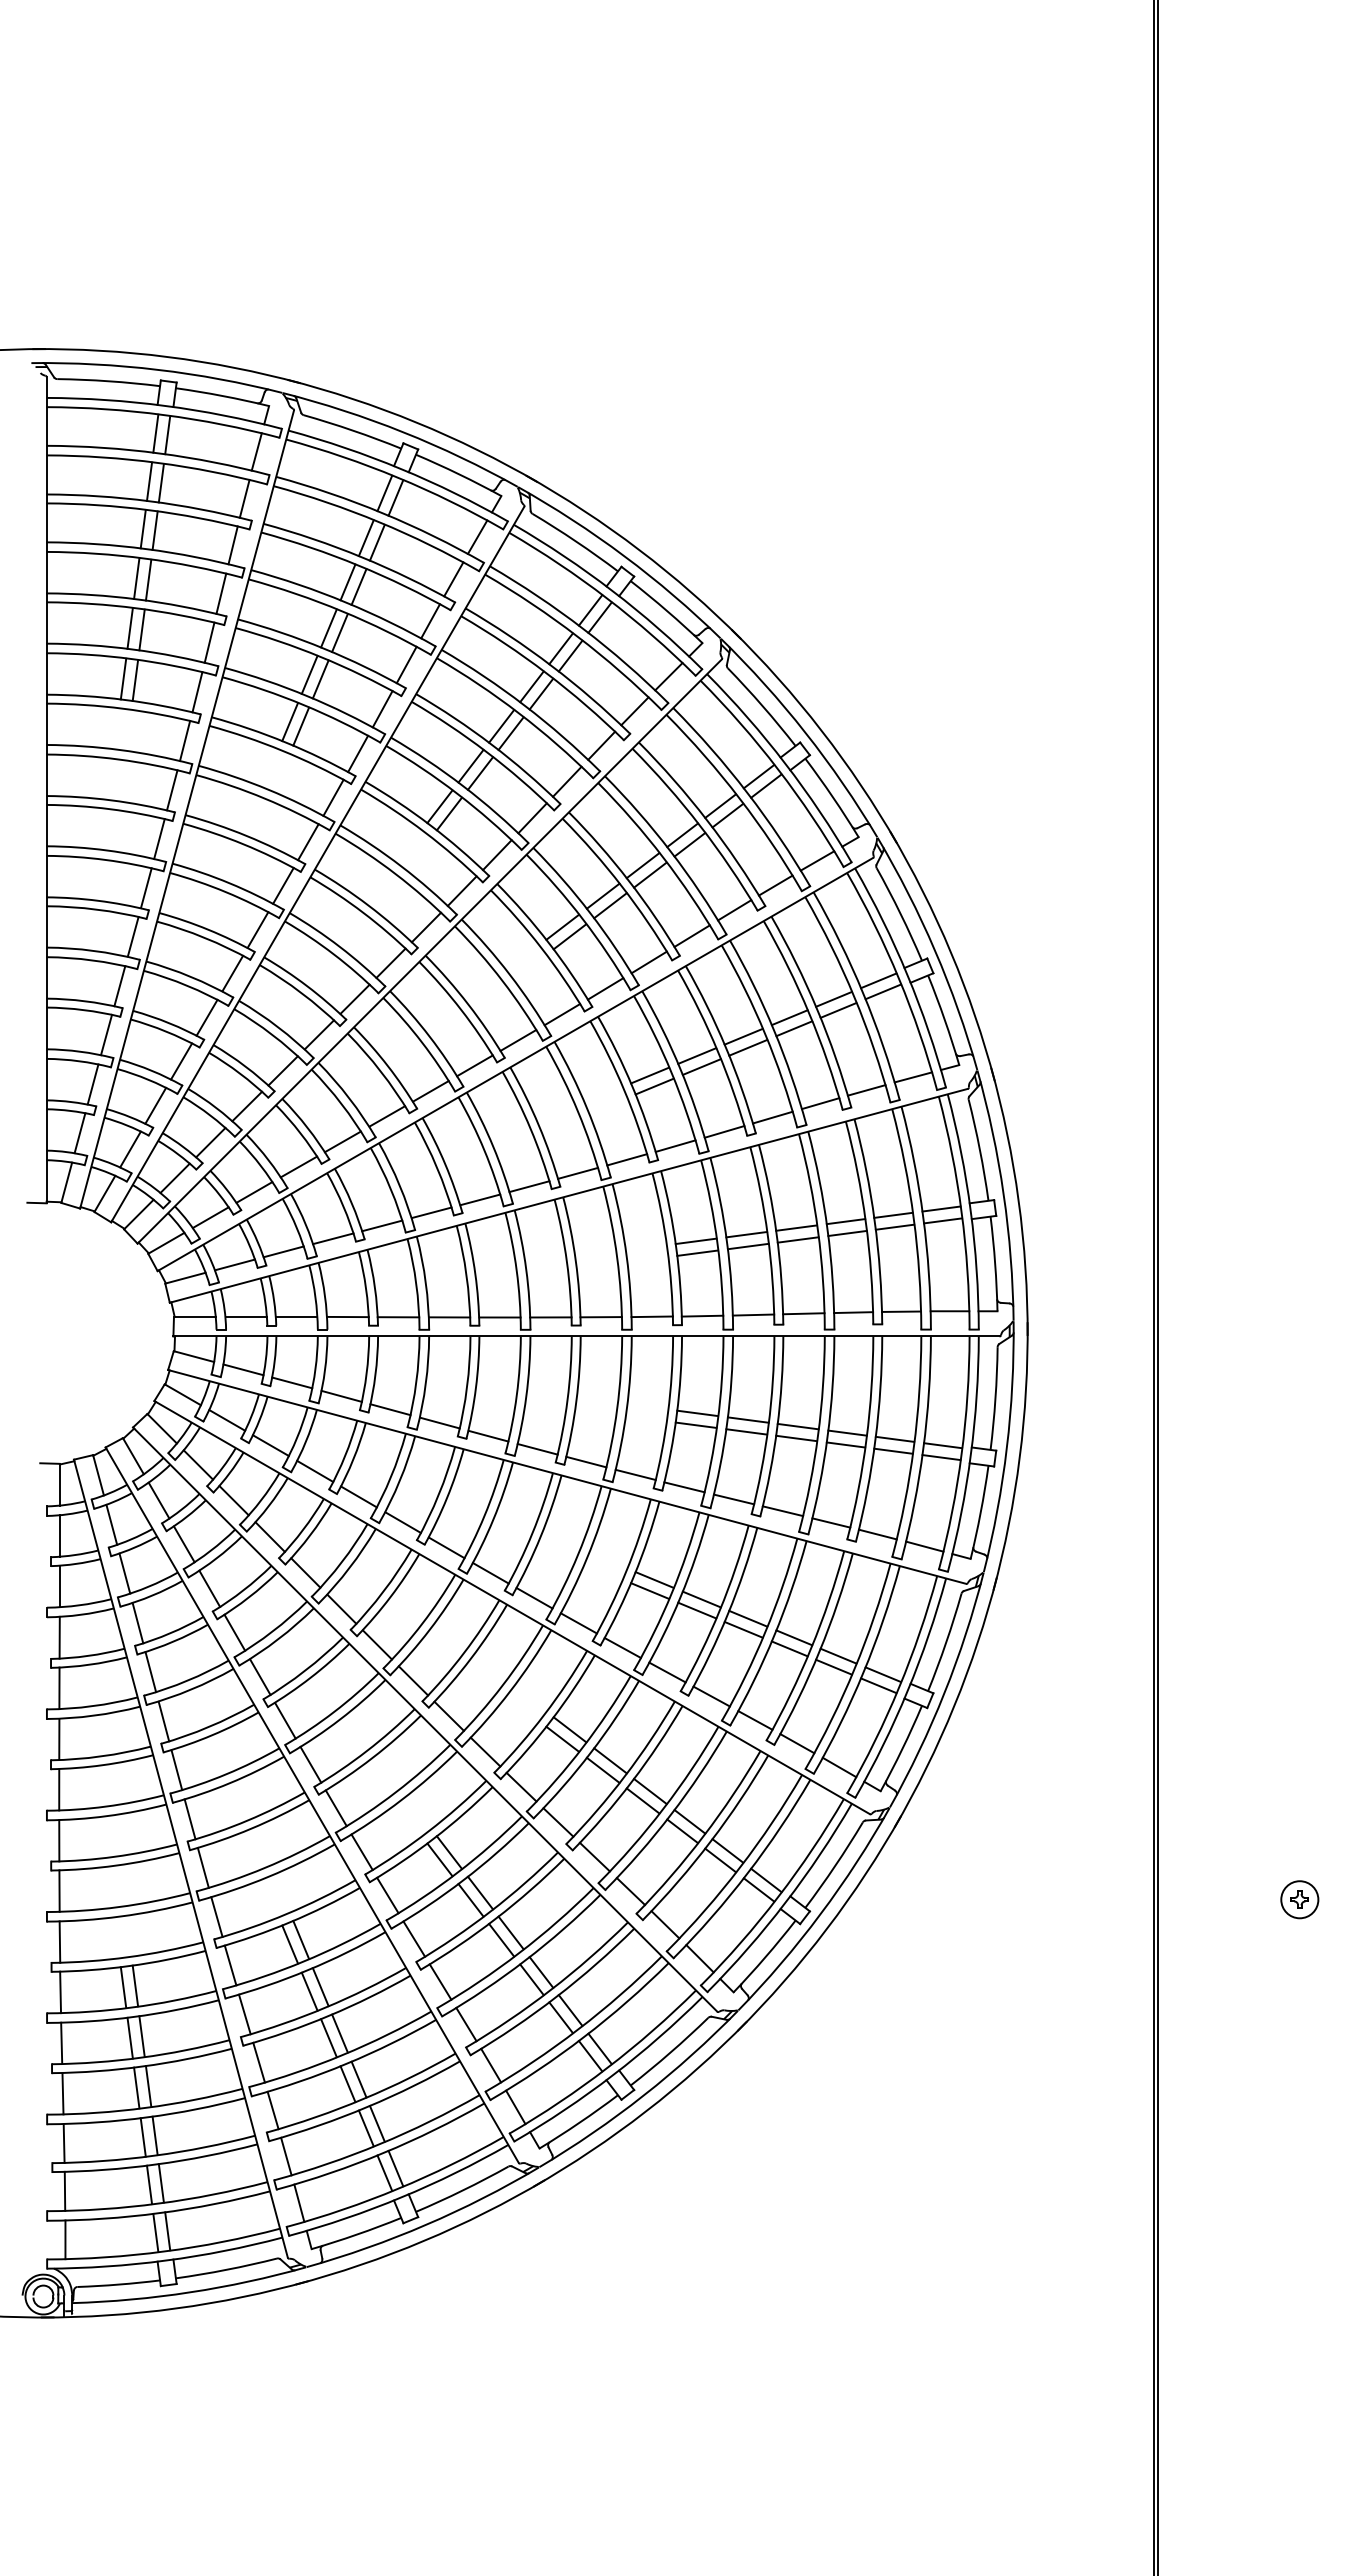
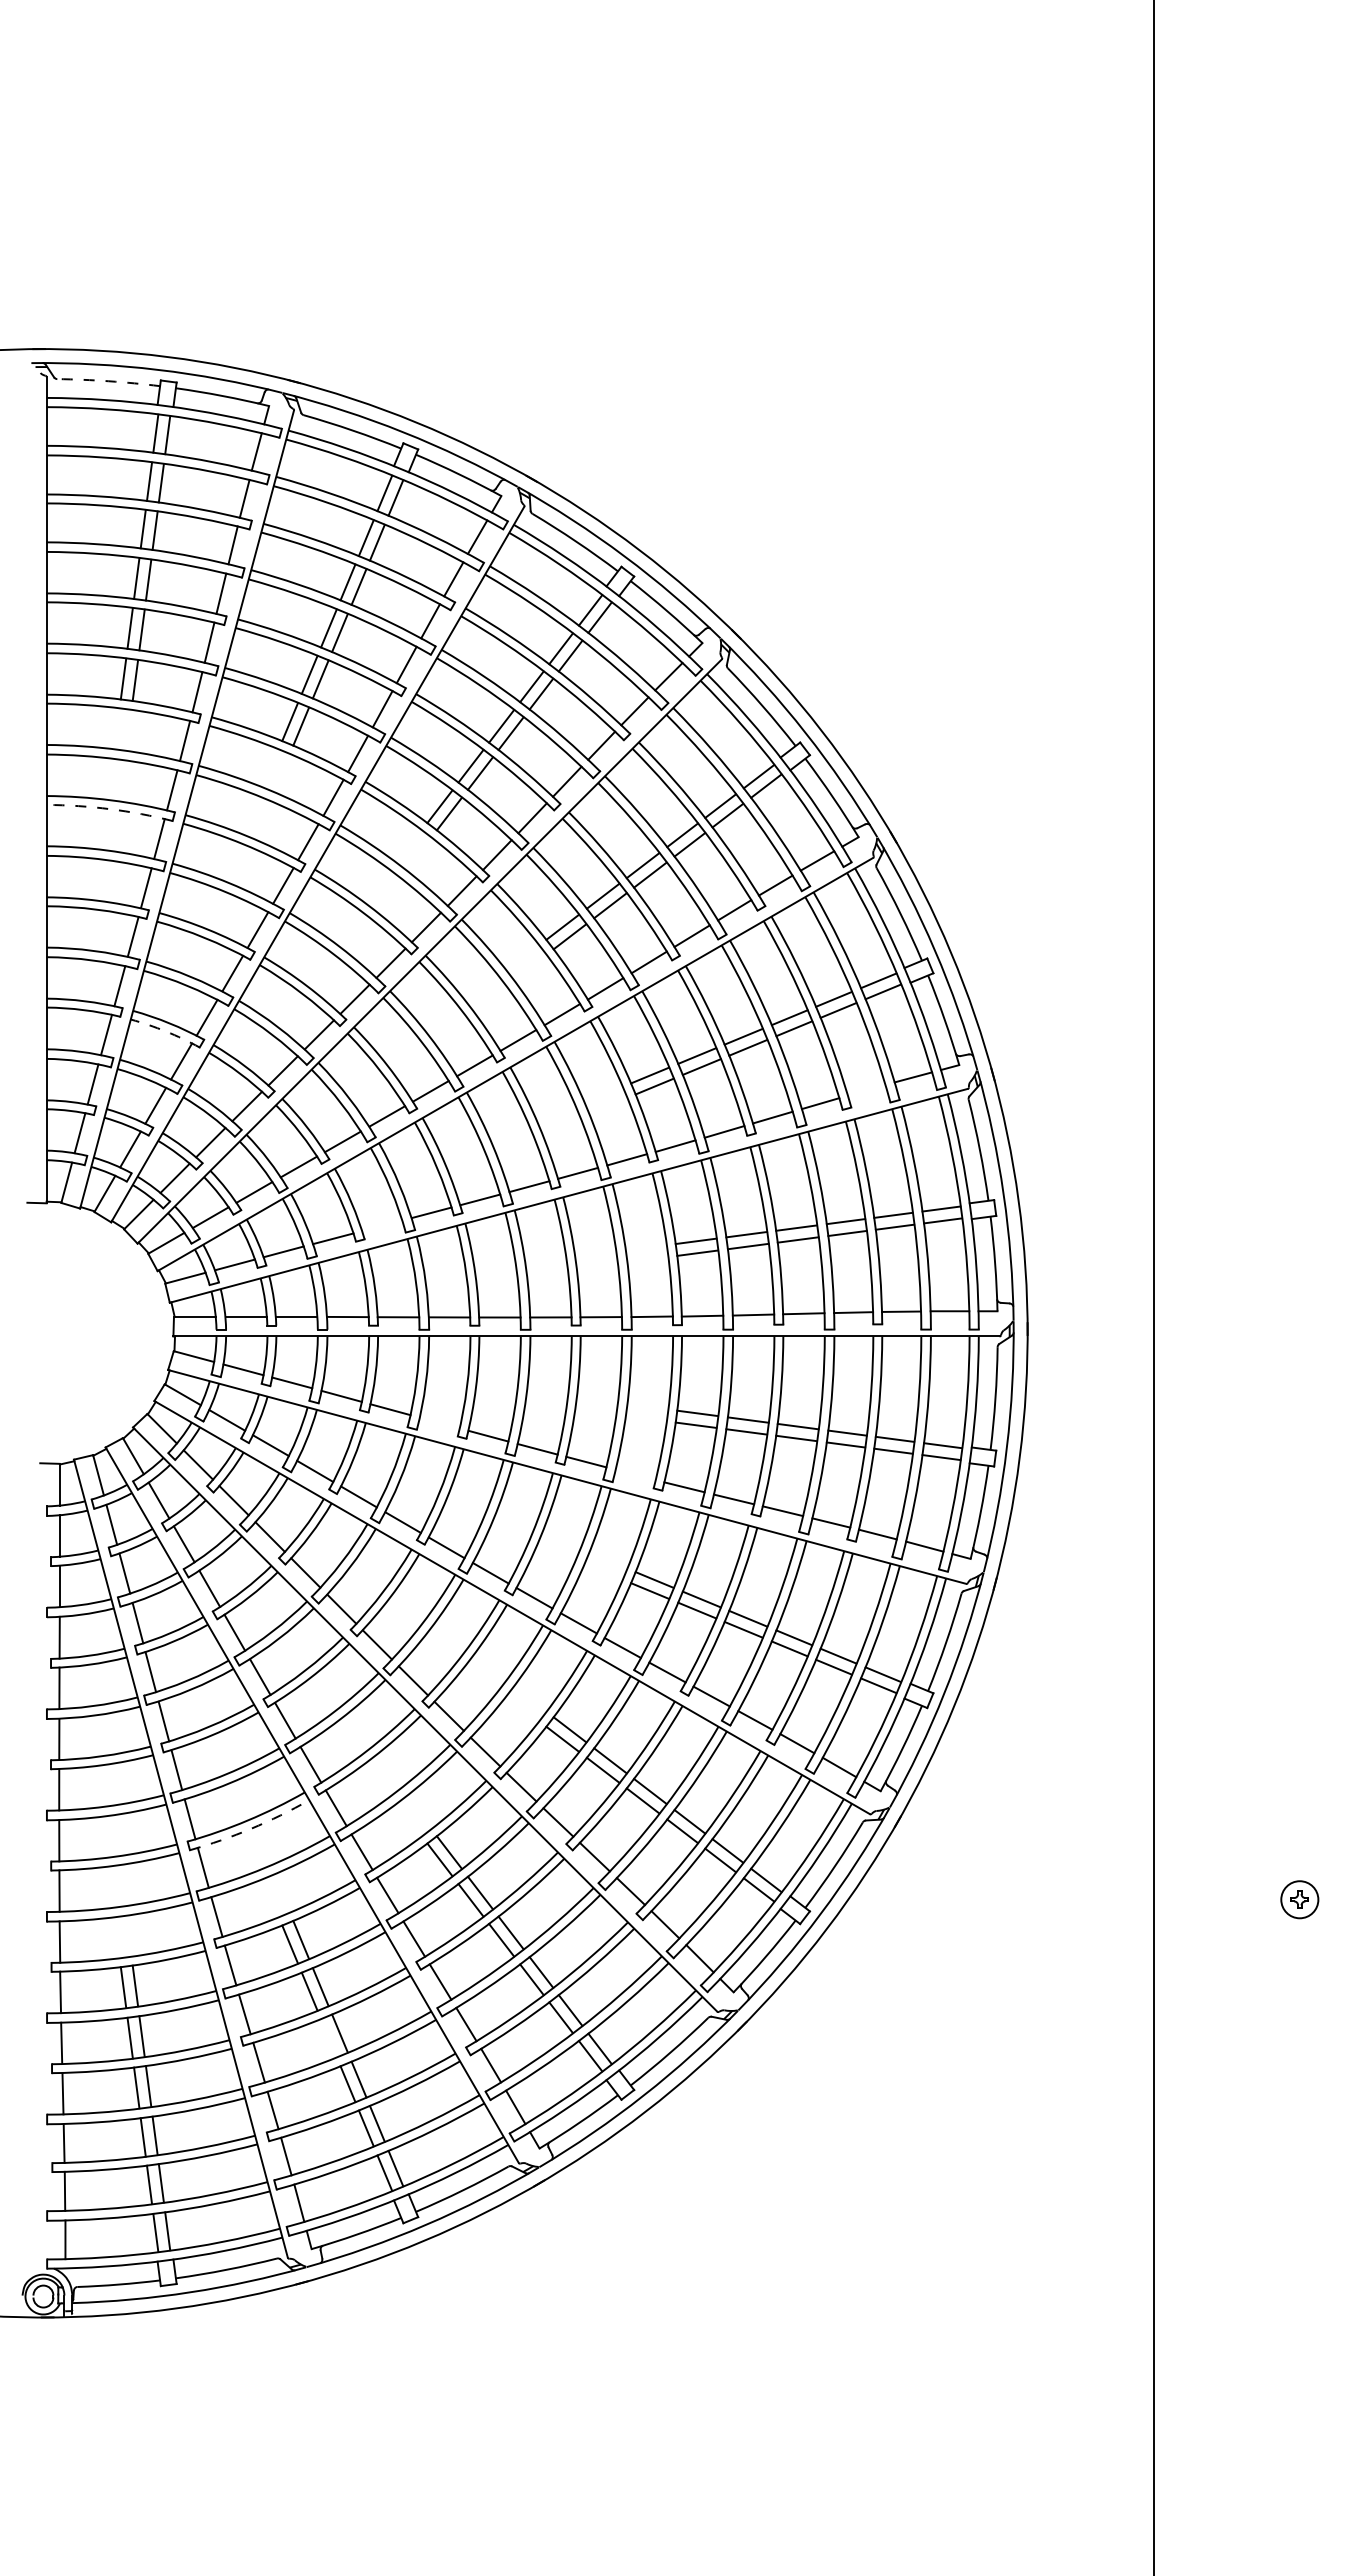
arc: solid -> dashed (108, 381)
arc: solid -> dashed (110, 809)
arc: solid -> dashed (166, 1031)
line: present -> none (866, 1090)
line: present -> none (382, 1225)
line: present -> none (1157, 1287)
line: present -> none (439, 1422)
line: present -> none (635, 1474)
arc: solid -> dashed (251, 1828)
line: present -> none (328, 2038)
